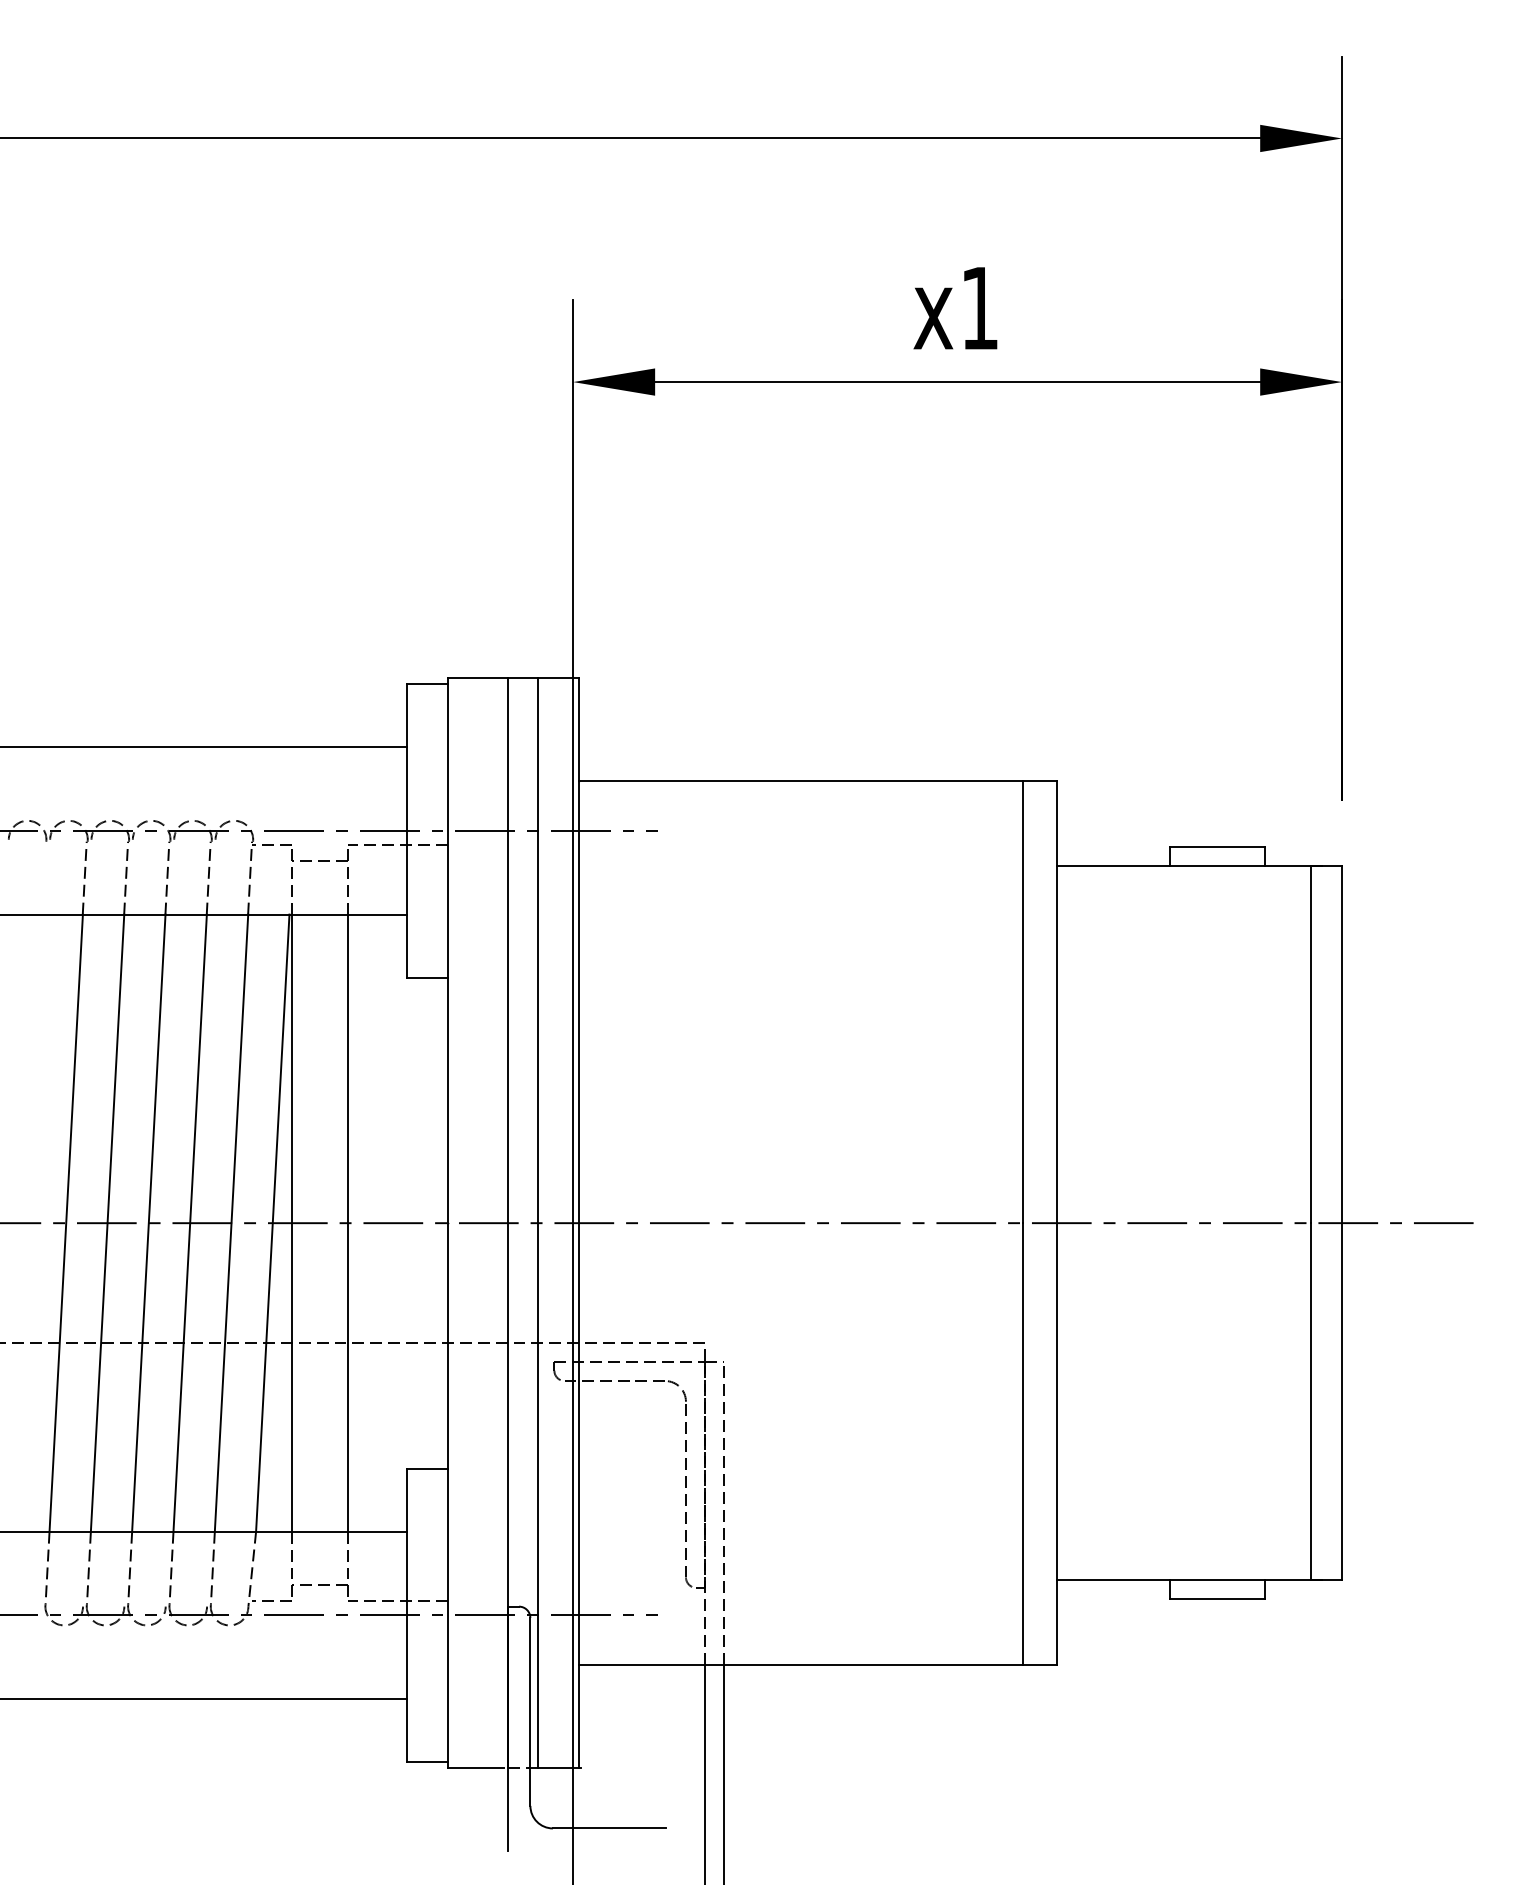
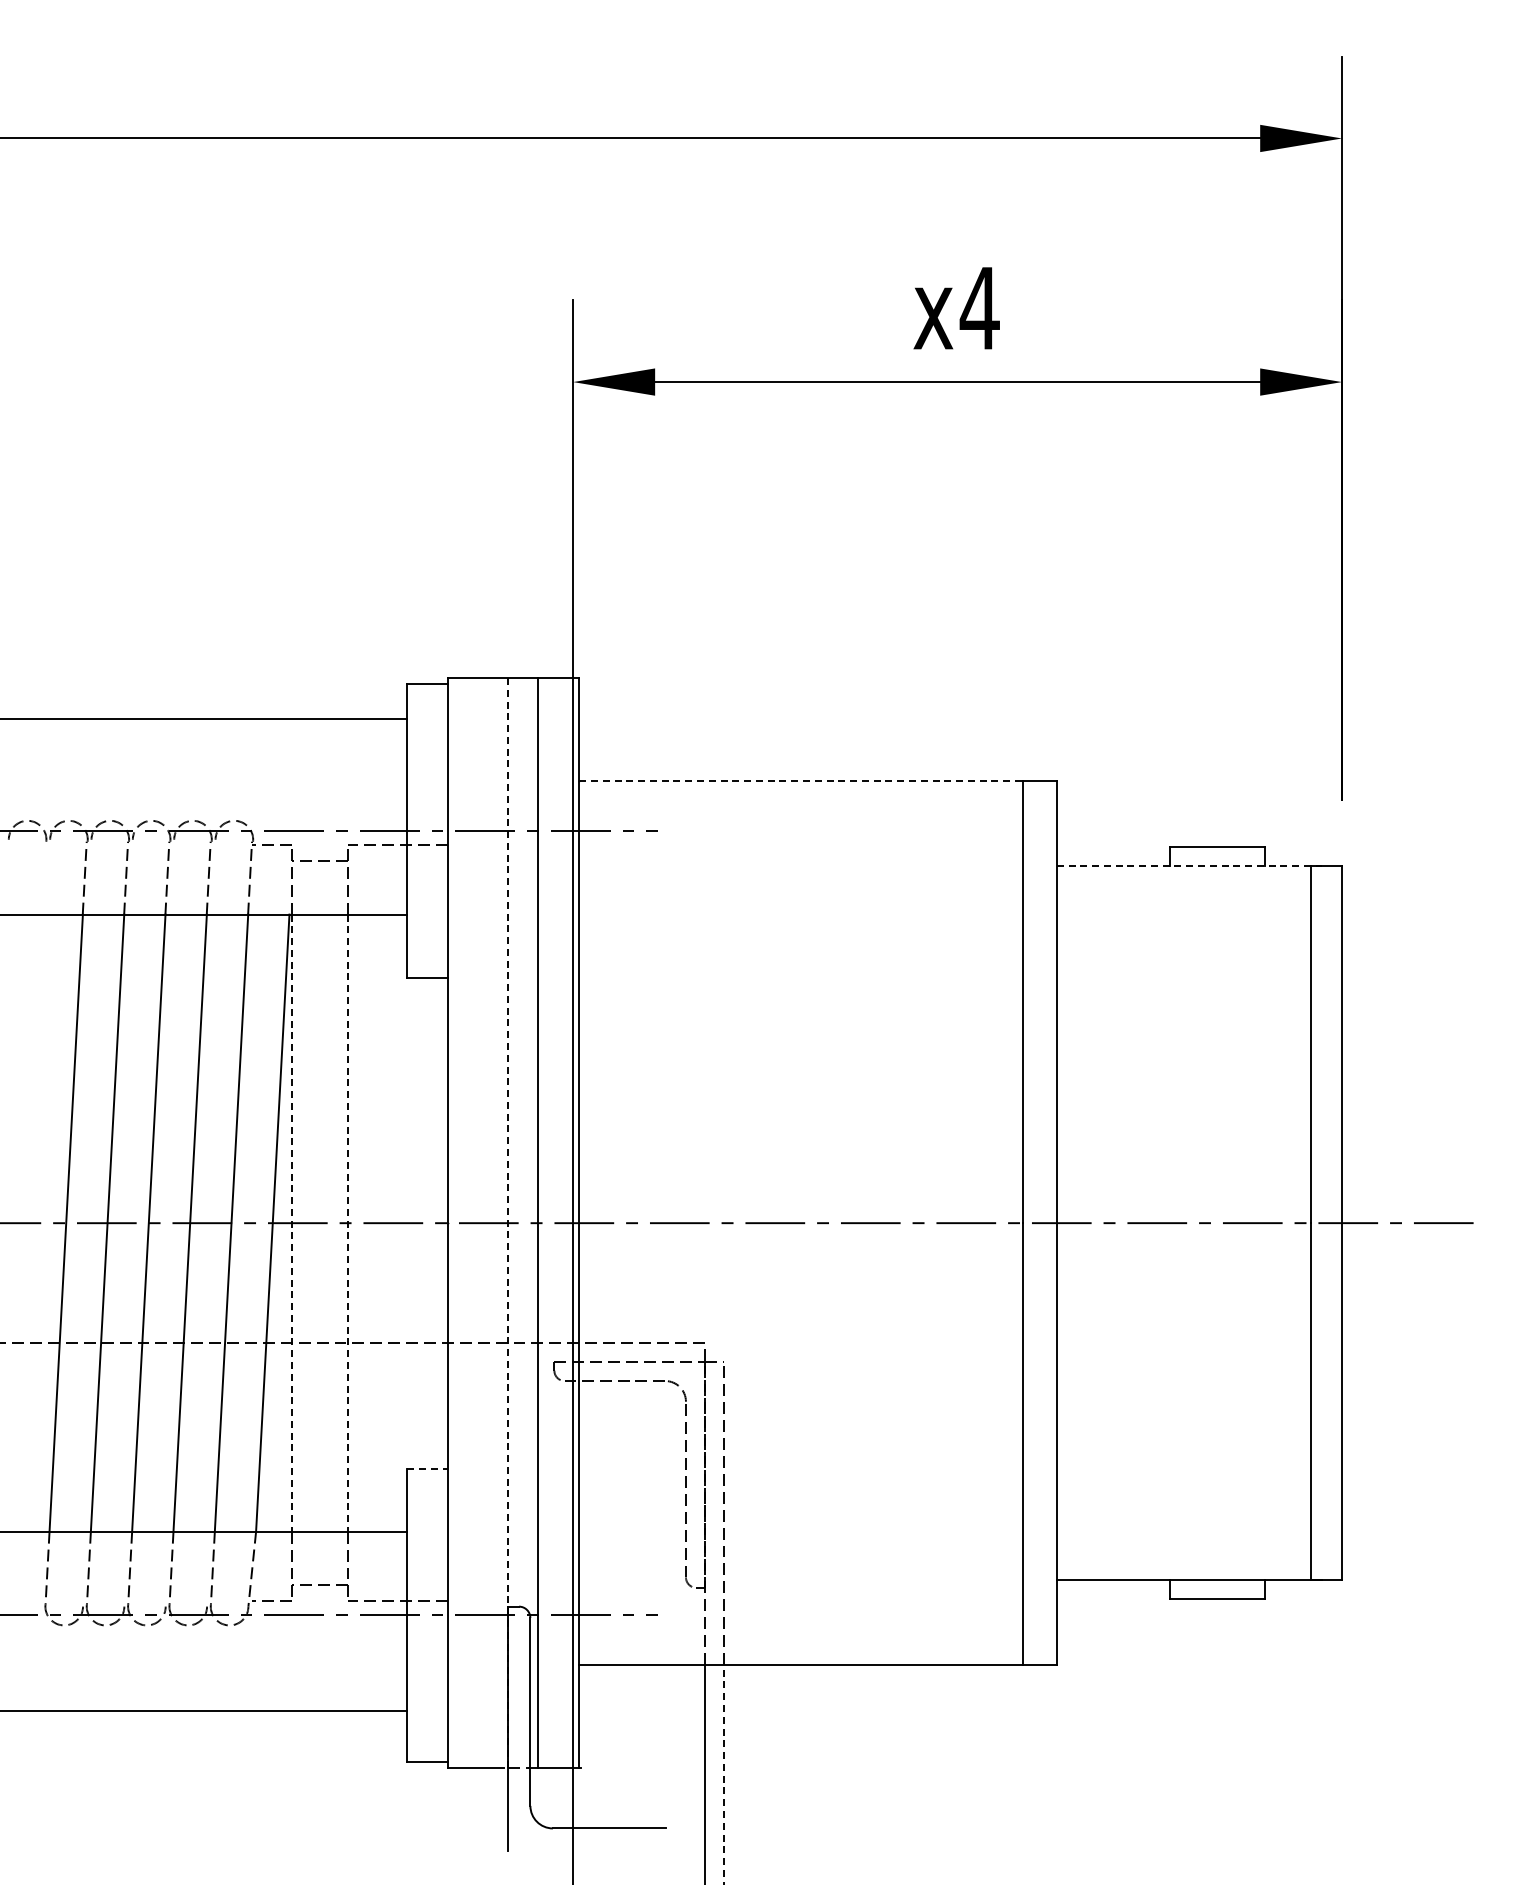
text: x1 -> x4 (979, 308)
line position: (204, 747) -> (204, 719) (204, 719)
line: solid -> dashed (801, 781)
line: solid -> dashed (1189, 866)
line: solid -> dashed (507, 1222)
line: solid -> dashed (291, 1223)
line: solid -> dashed (348, 1223)
line: solid -> dashed (427, 1468)
line position: (204, 1698) -> (204, 1710) (204, 1710)
line: solid -> dashed (723, 1774)
